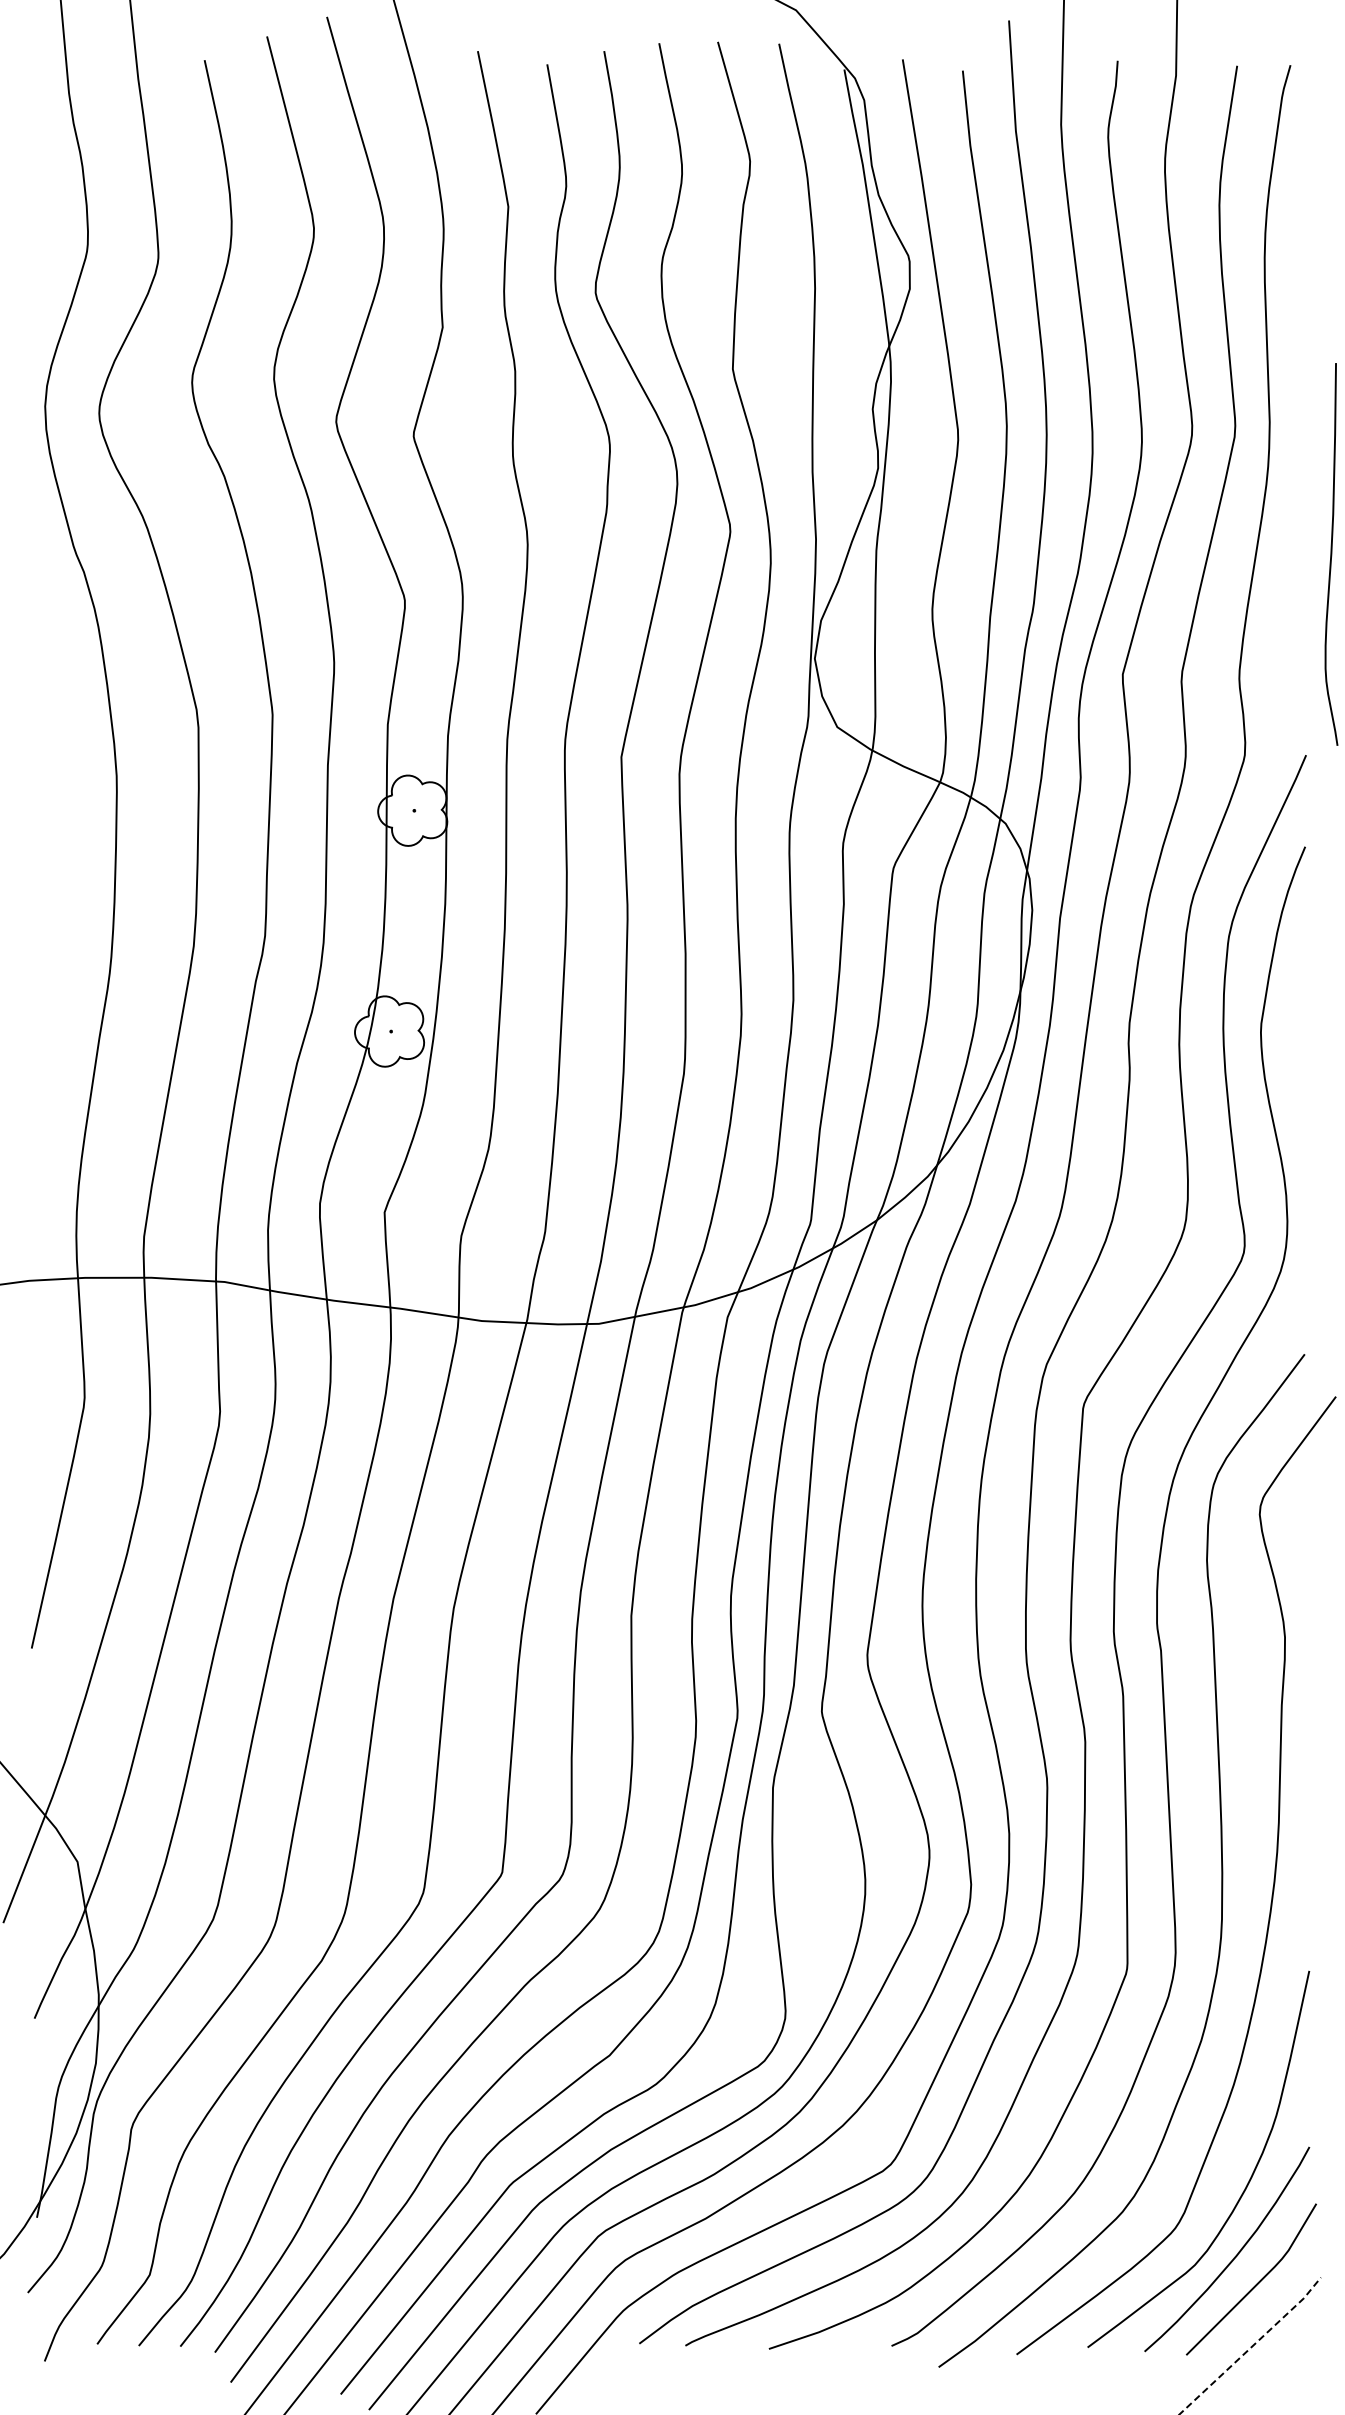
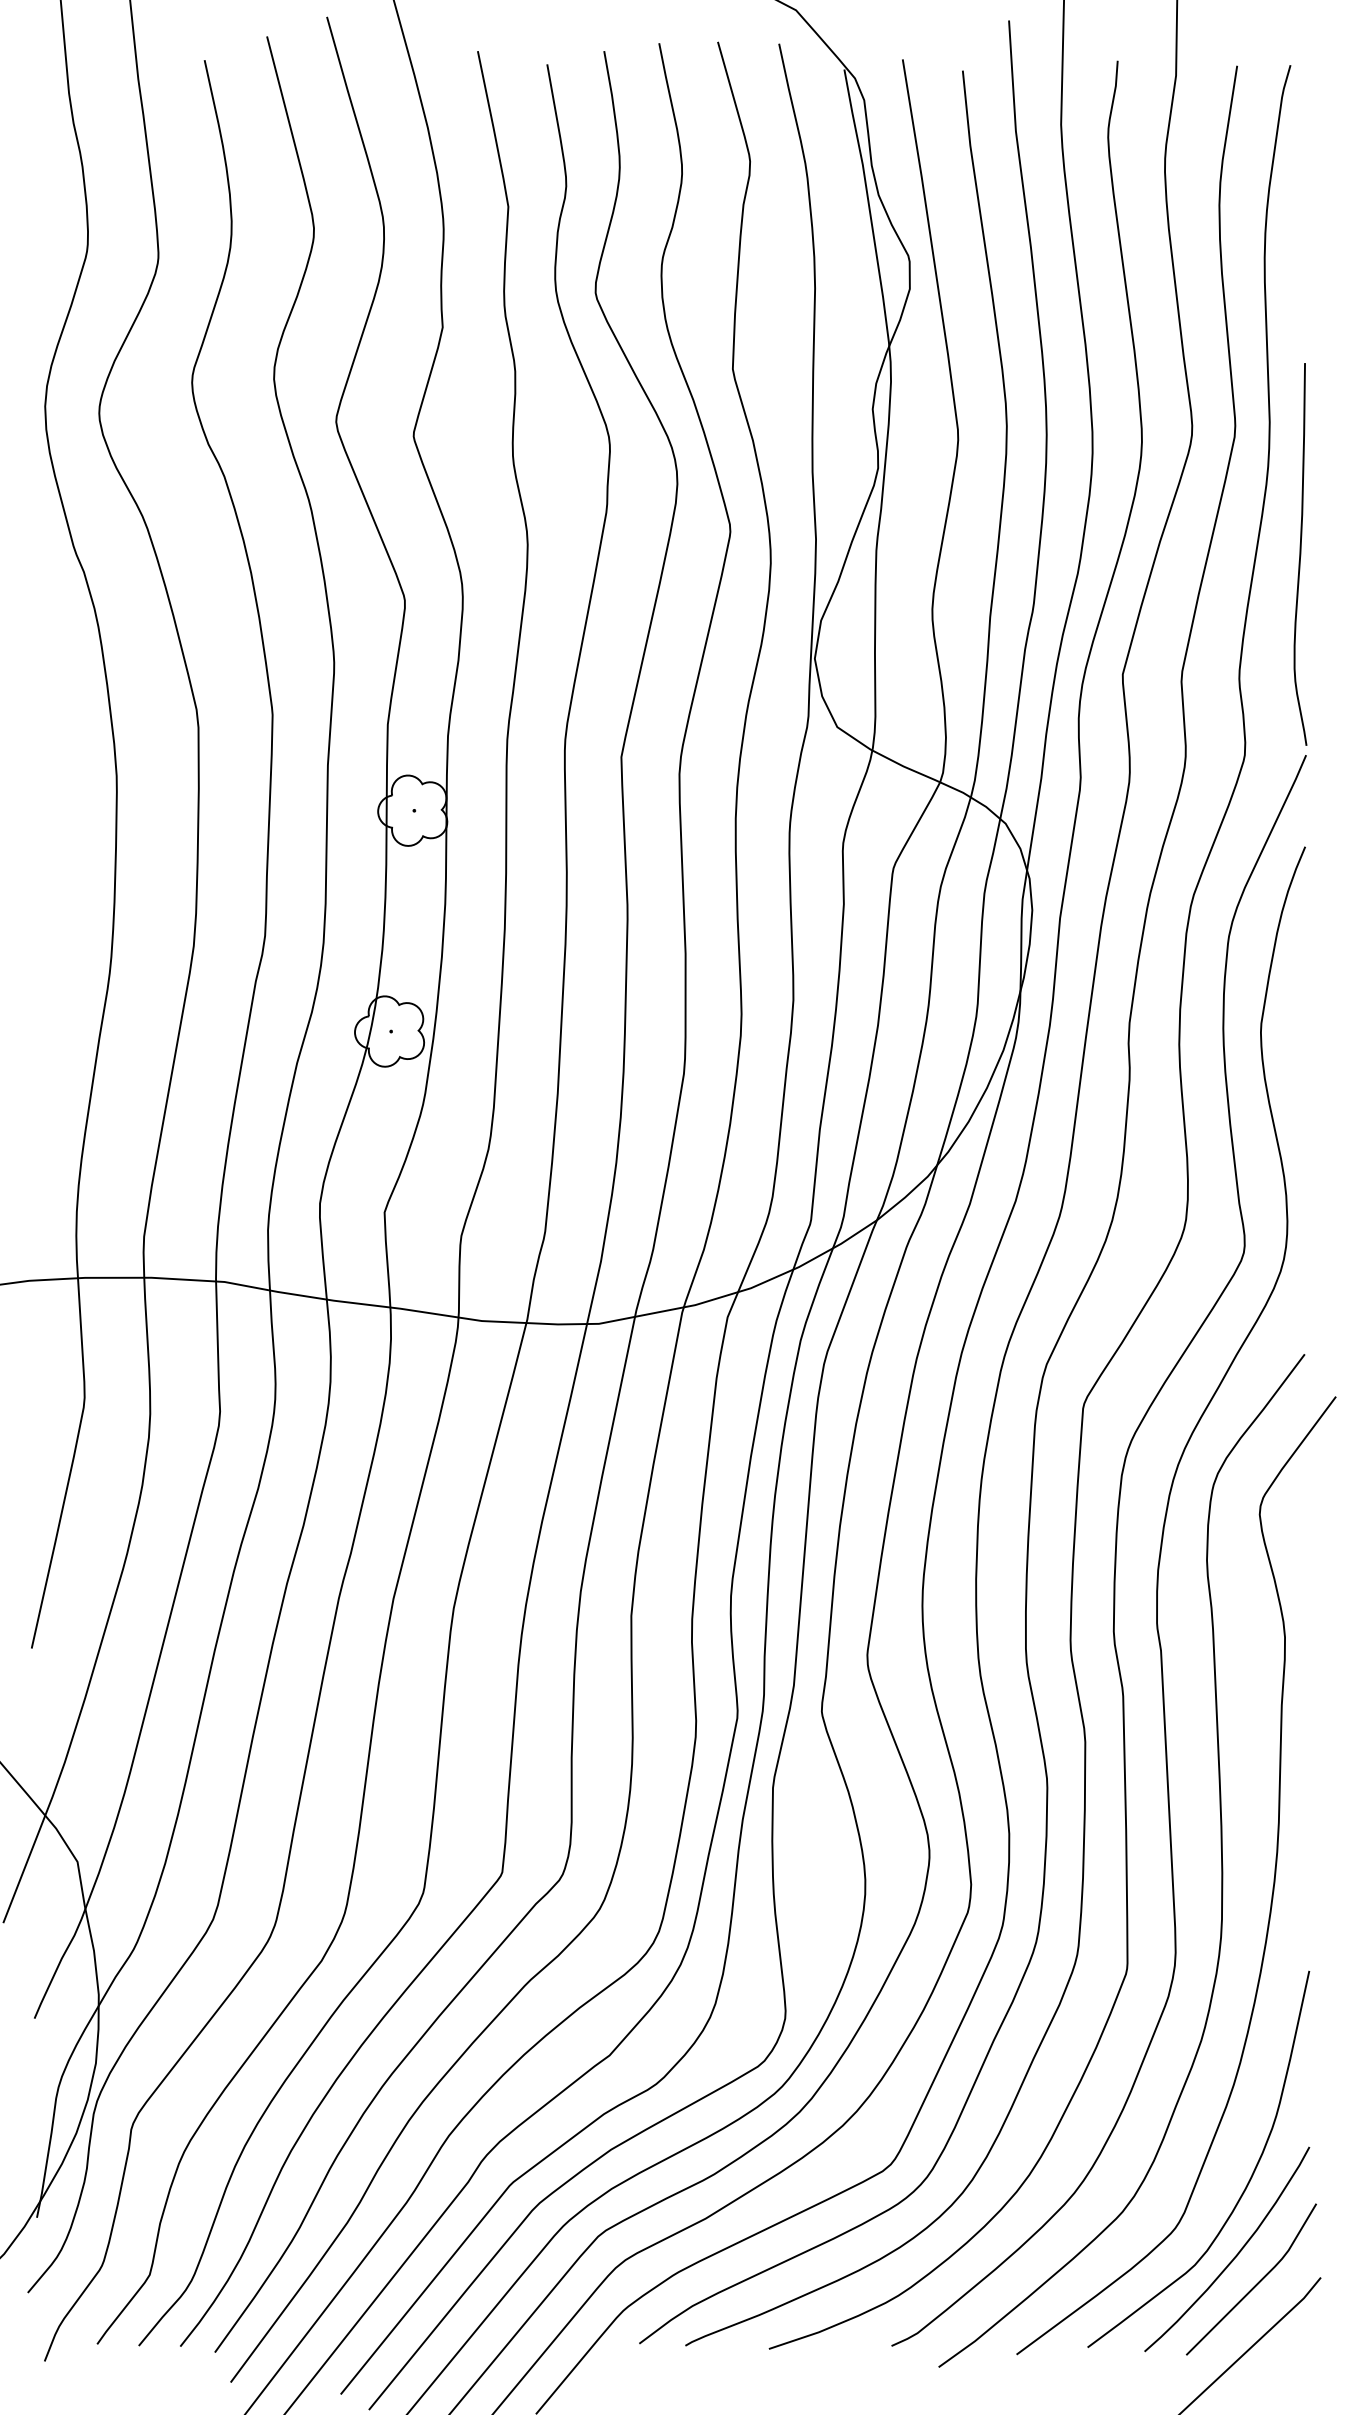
curve position: (1331, 554) -> (1300, 554) (1300, 554)
line: dashed -> solid (1252, 2346)
